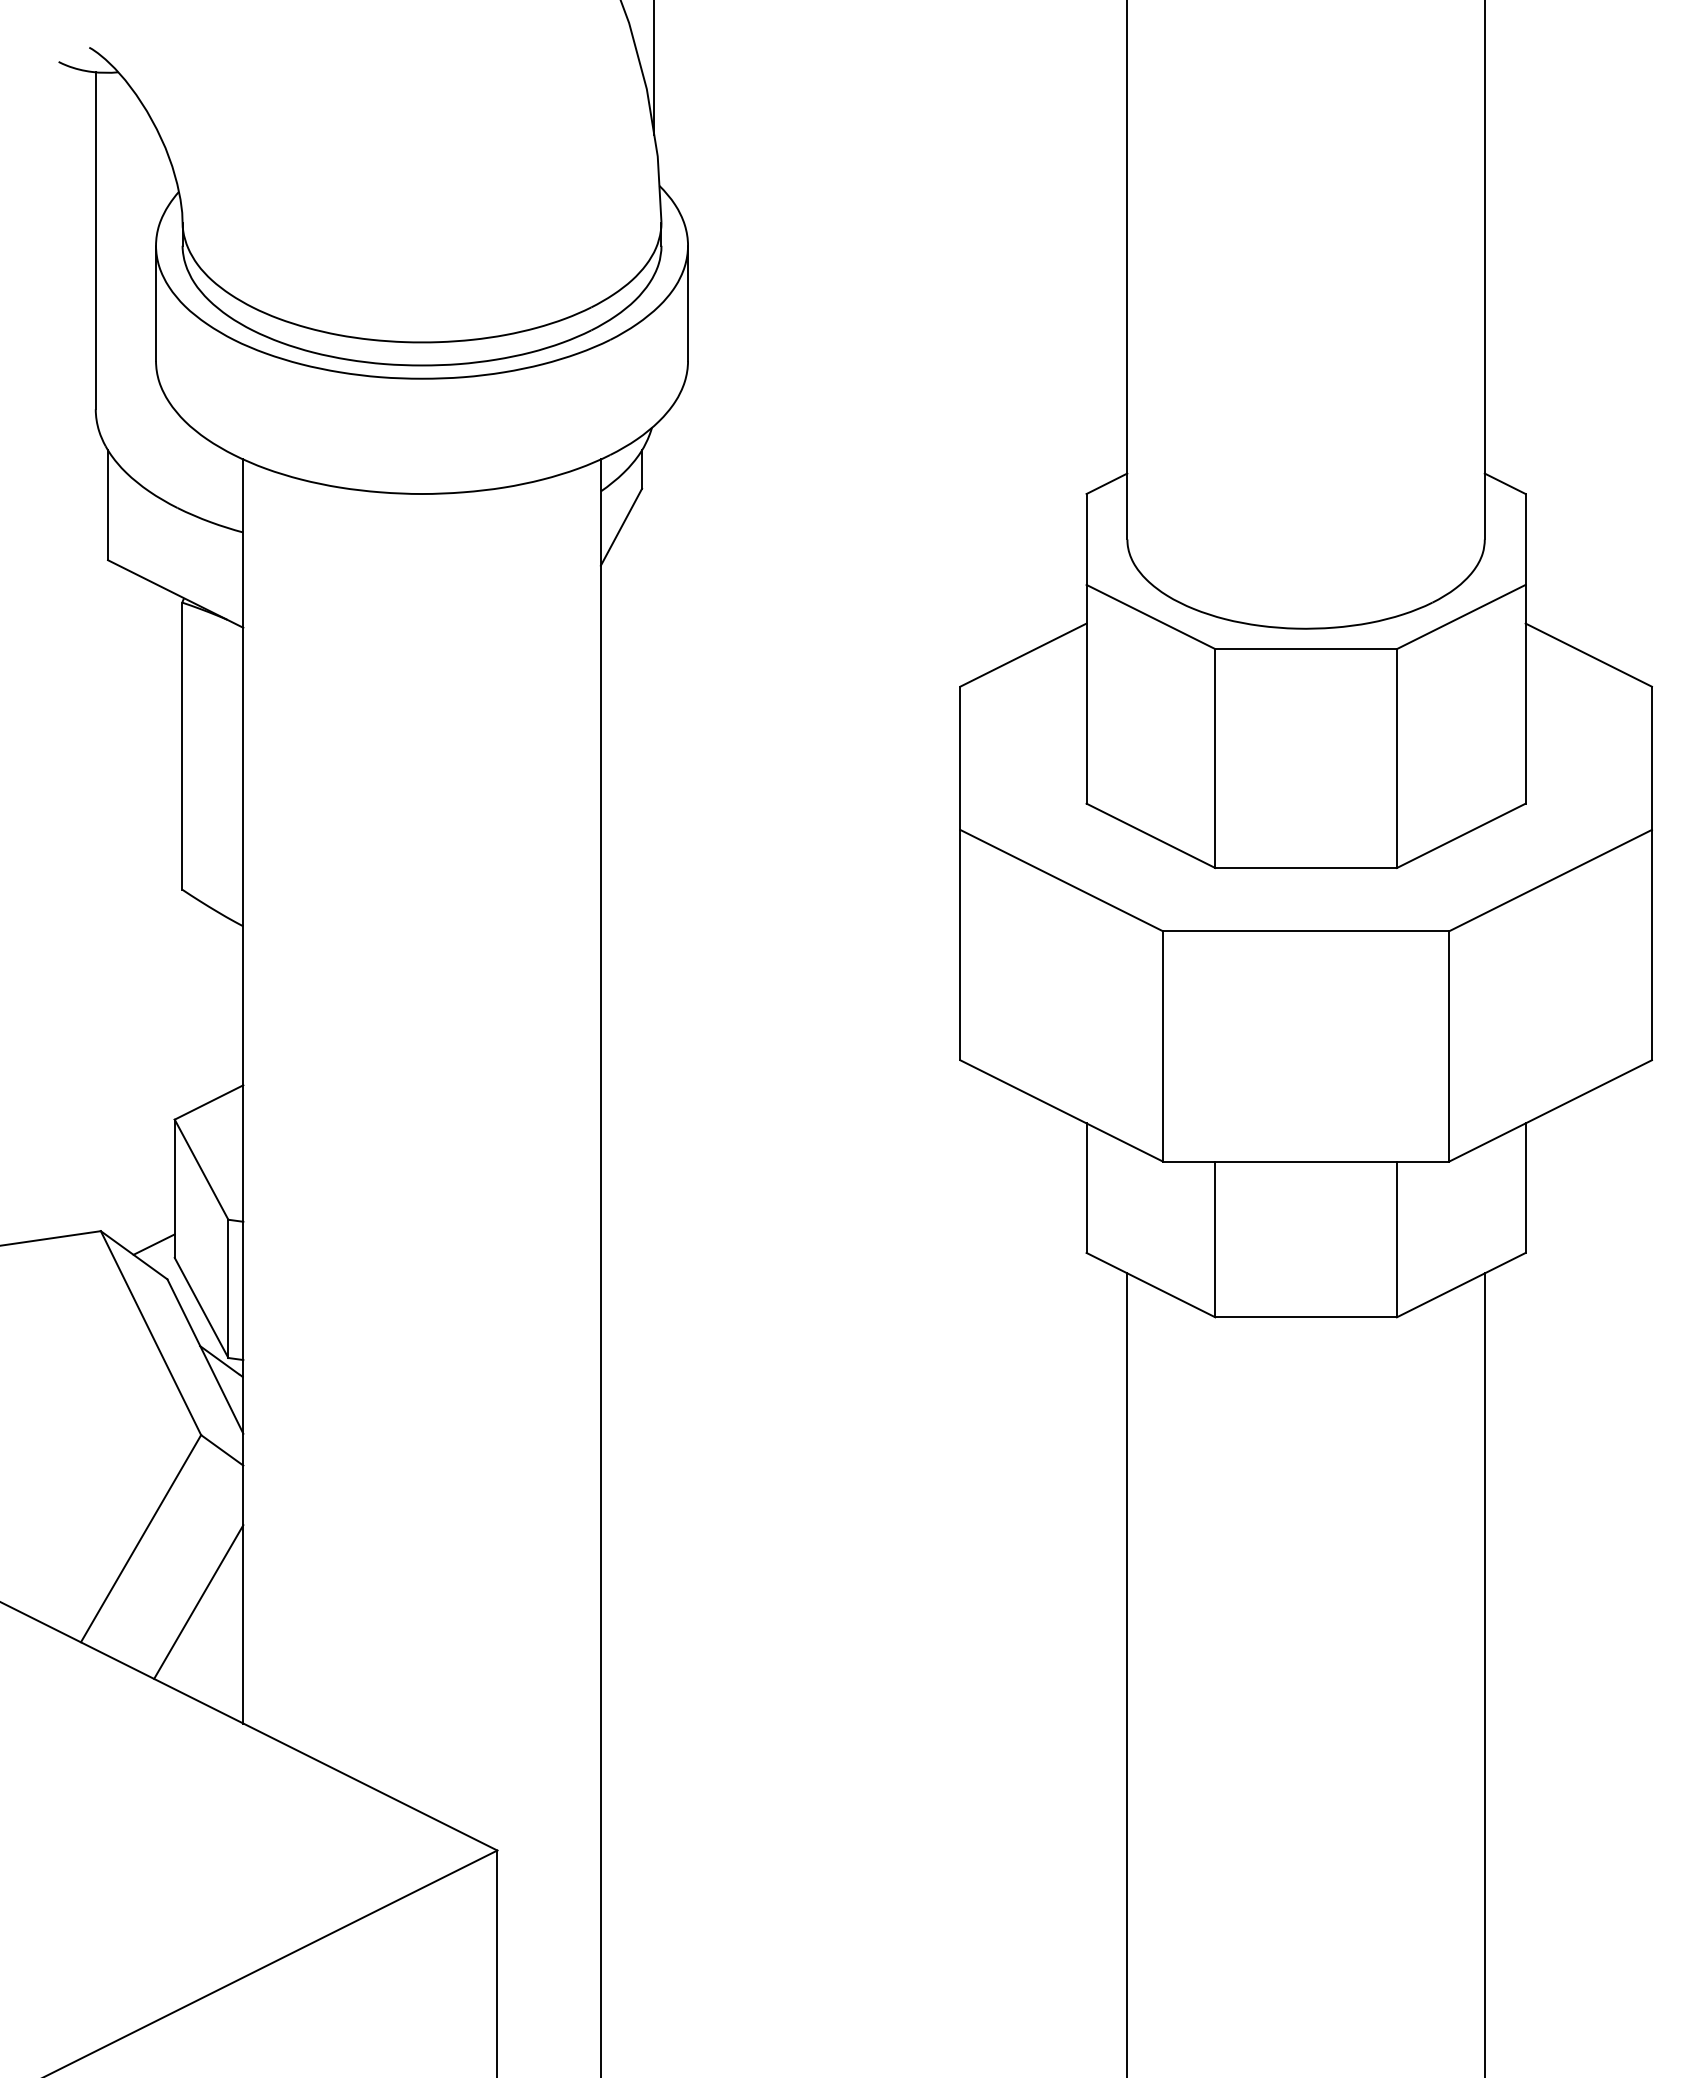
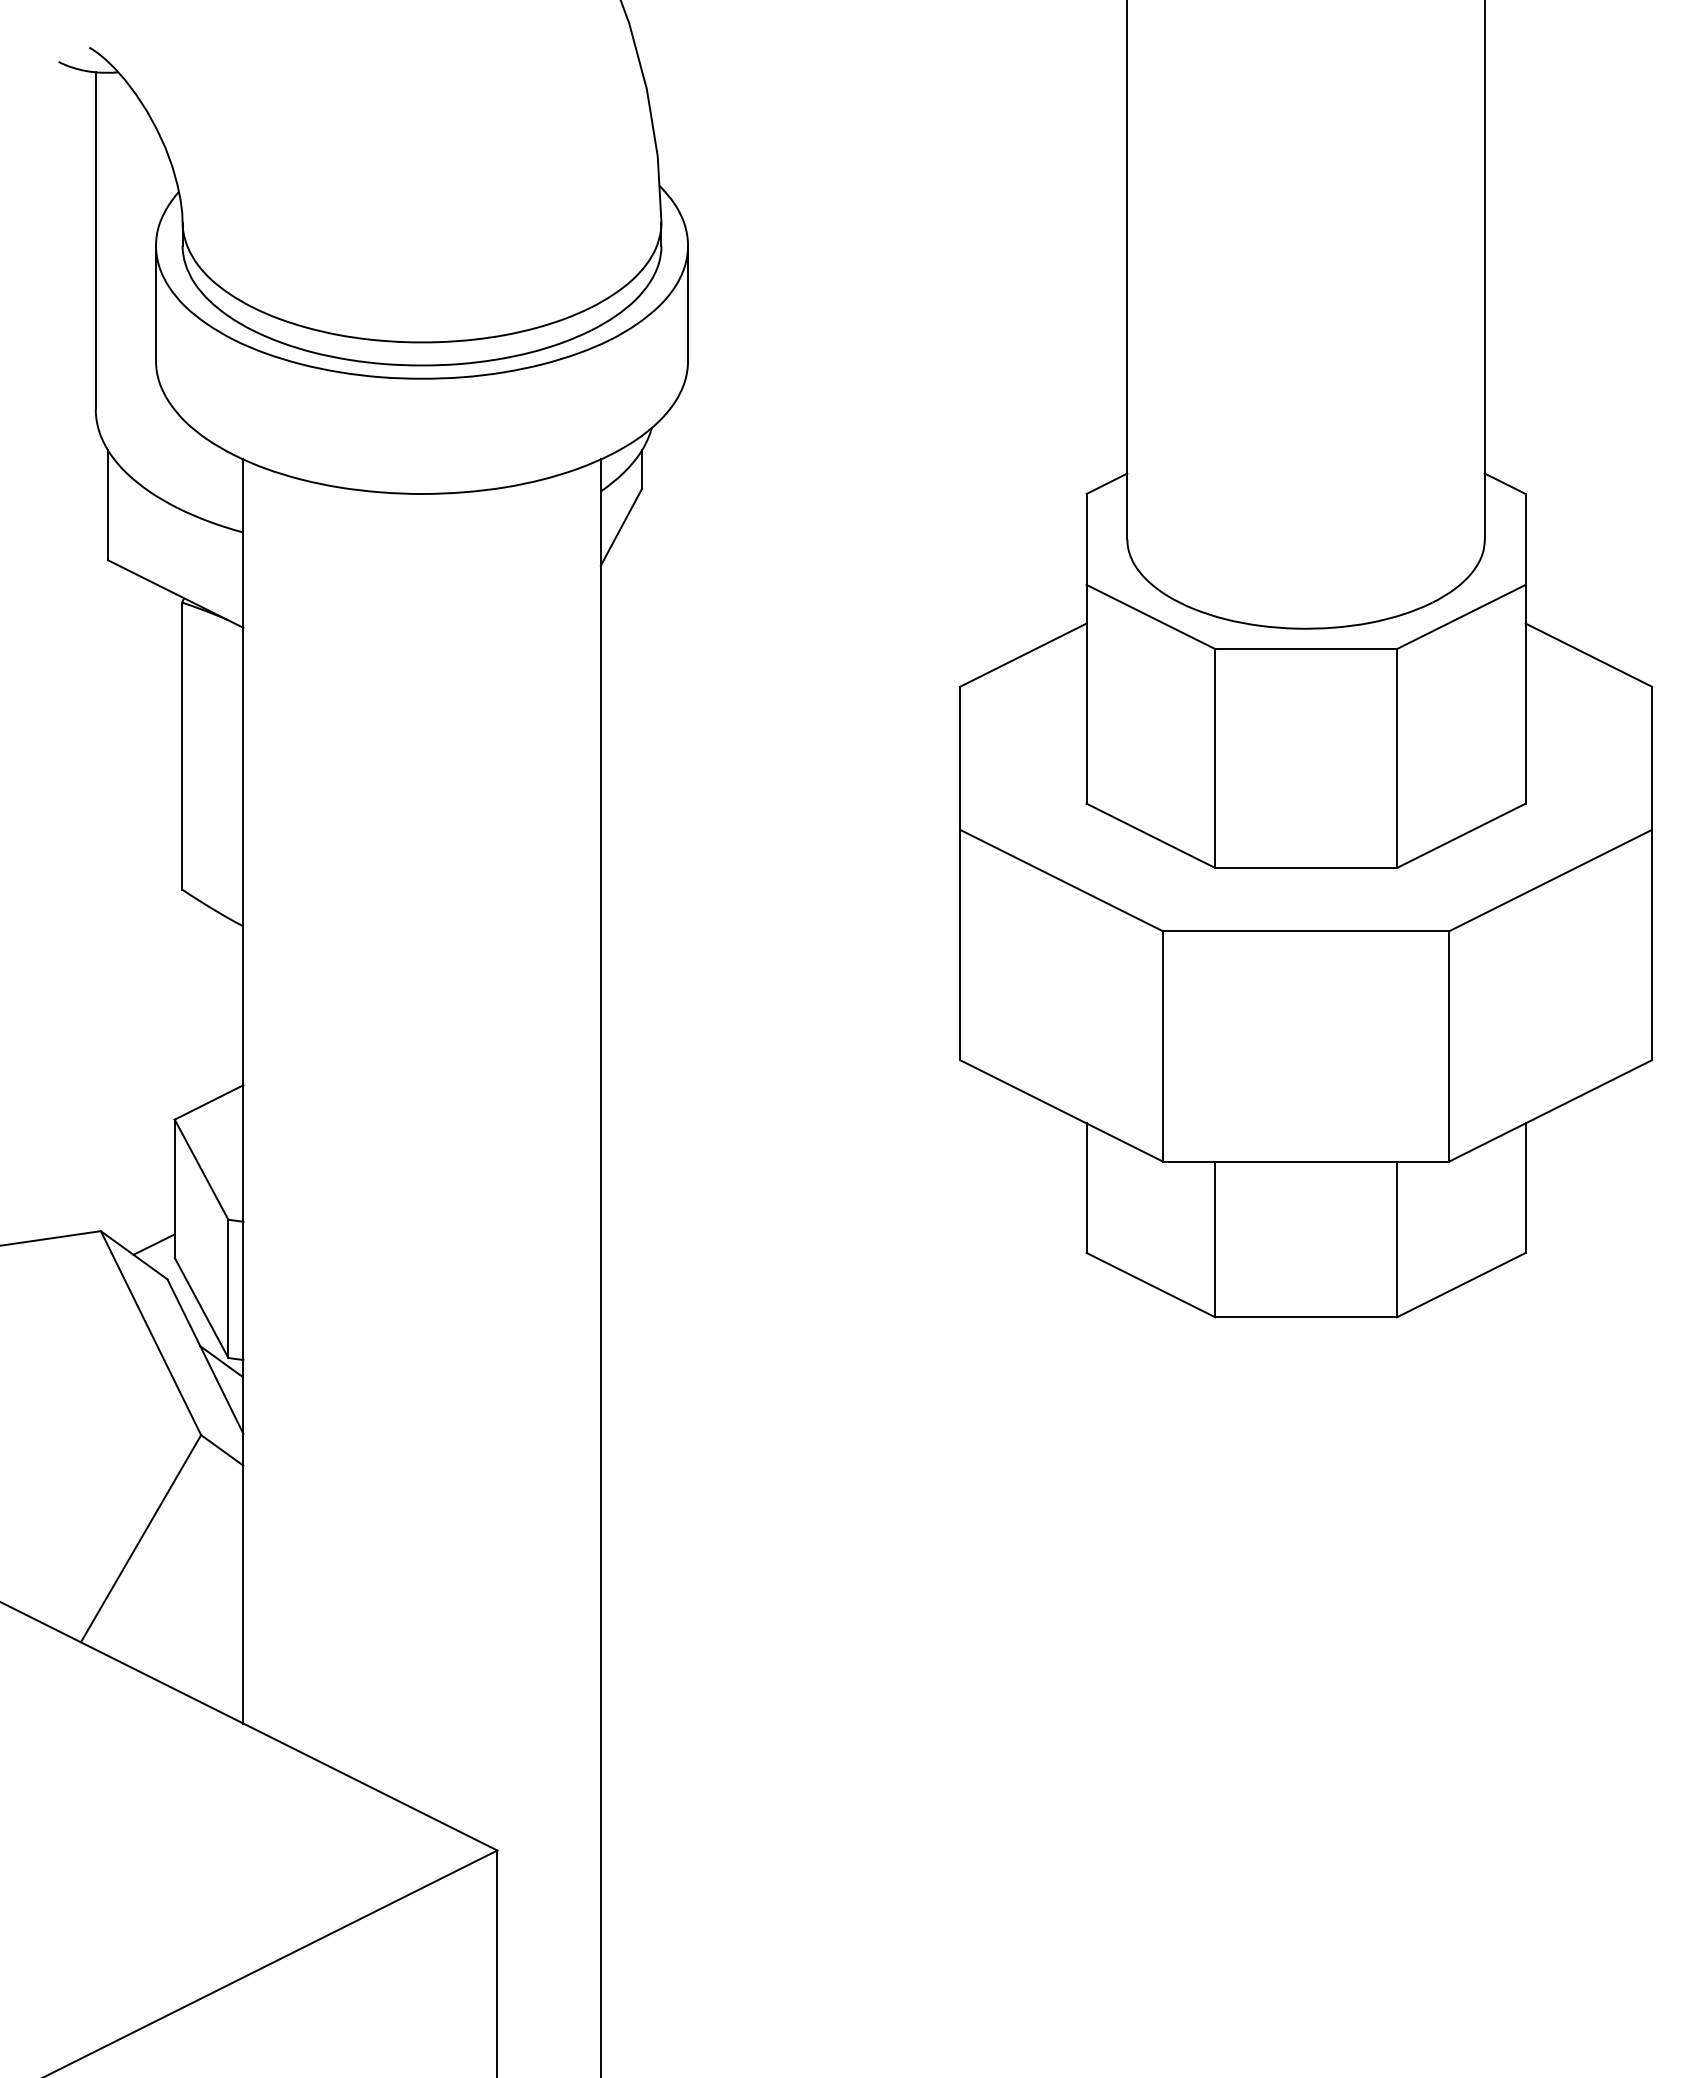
line: present -> none (654, 68)
line: present -> none (198, 1601)
line: present -> none (1127, 1673)
line: present -> none (1484, 1673)
